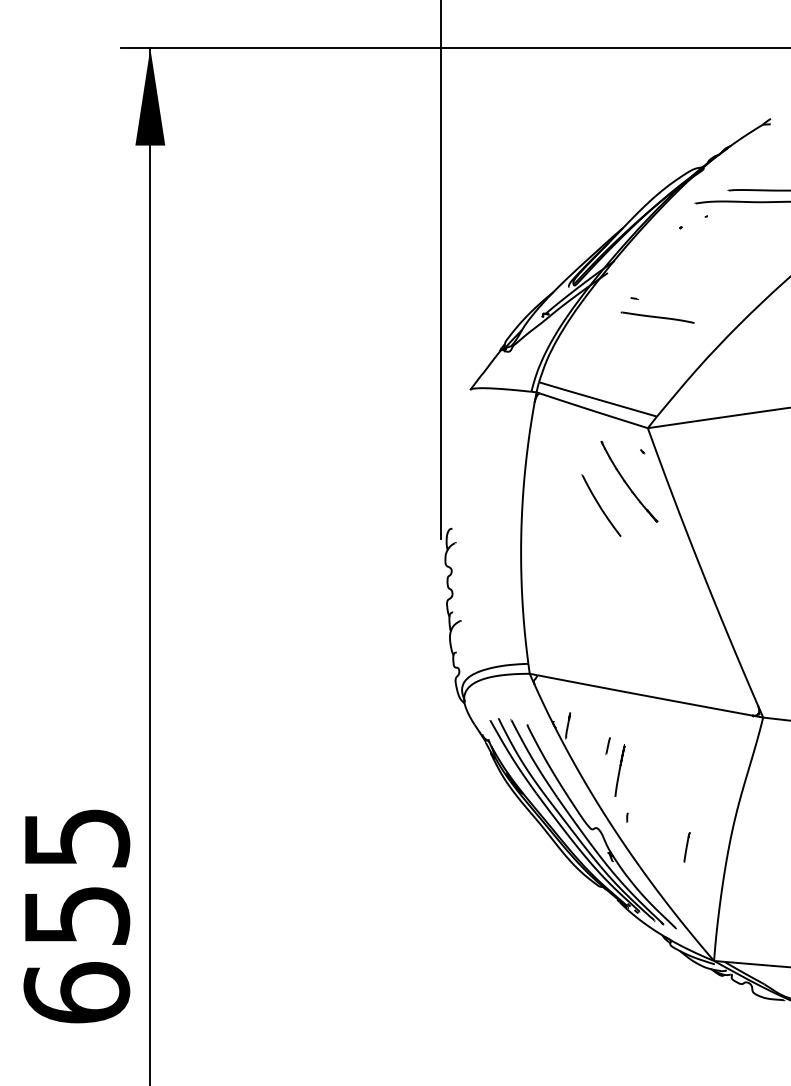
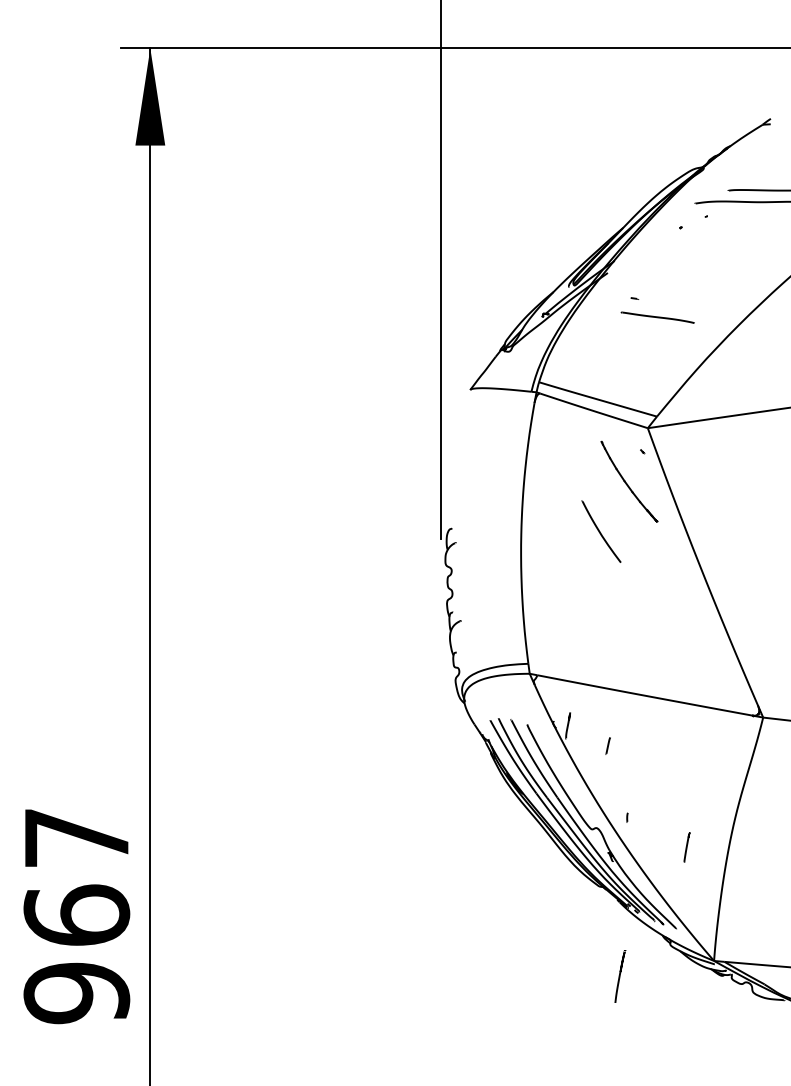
curve position: (600, 505) -> (600, 531) (600, 531)
line position: (619, 770) -> (619, 976) (619, 976)
text: 655 -> 967 (76, 916)
